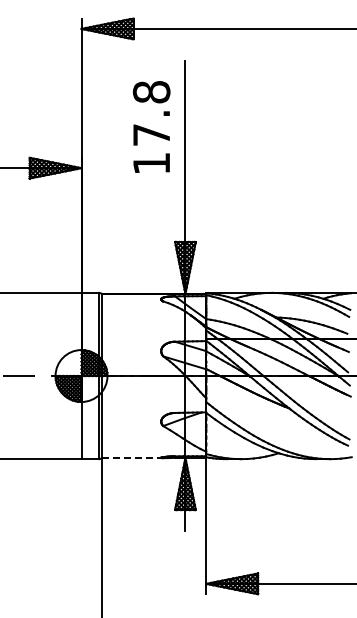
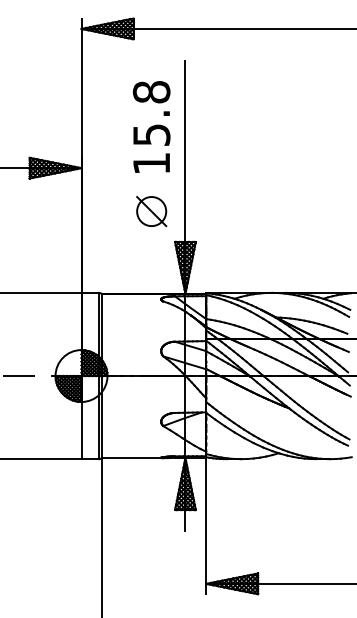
text: 17.8 -> 15.8 (151, 134)
part: none -> present (151, 211)
line: dashed -> solid (134, 458)
